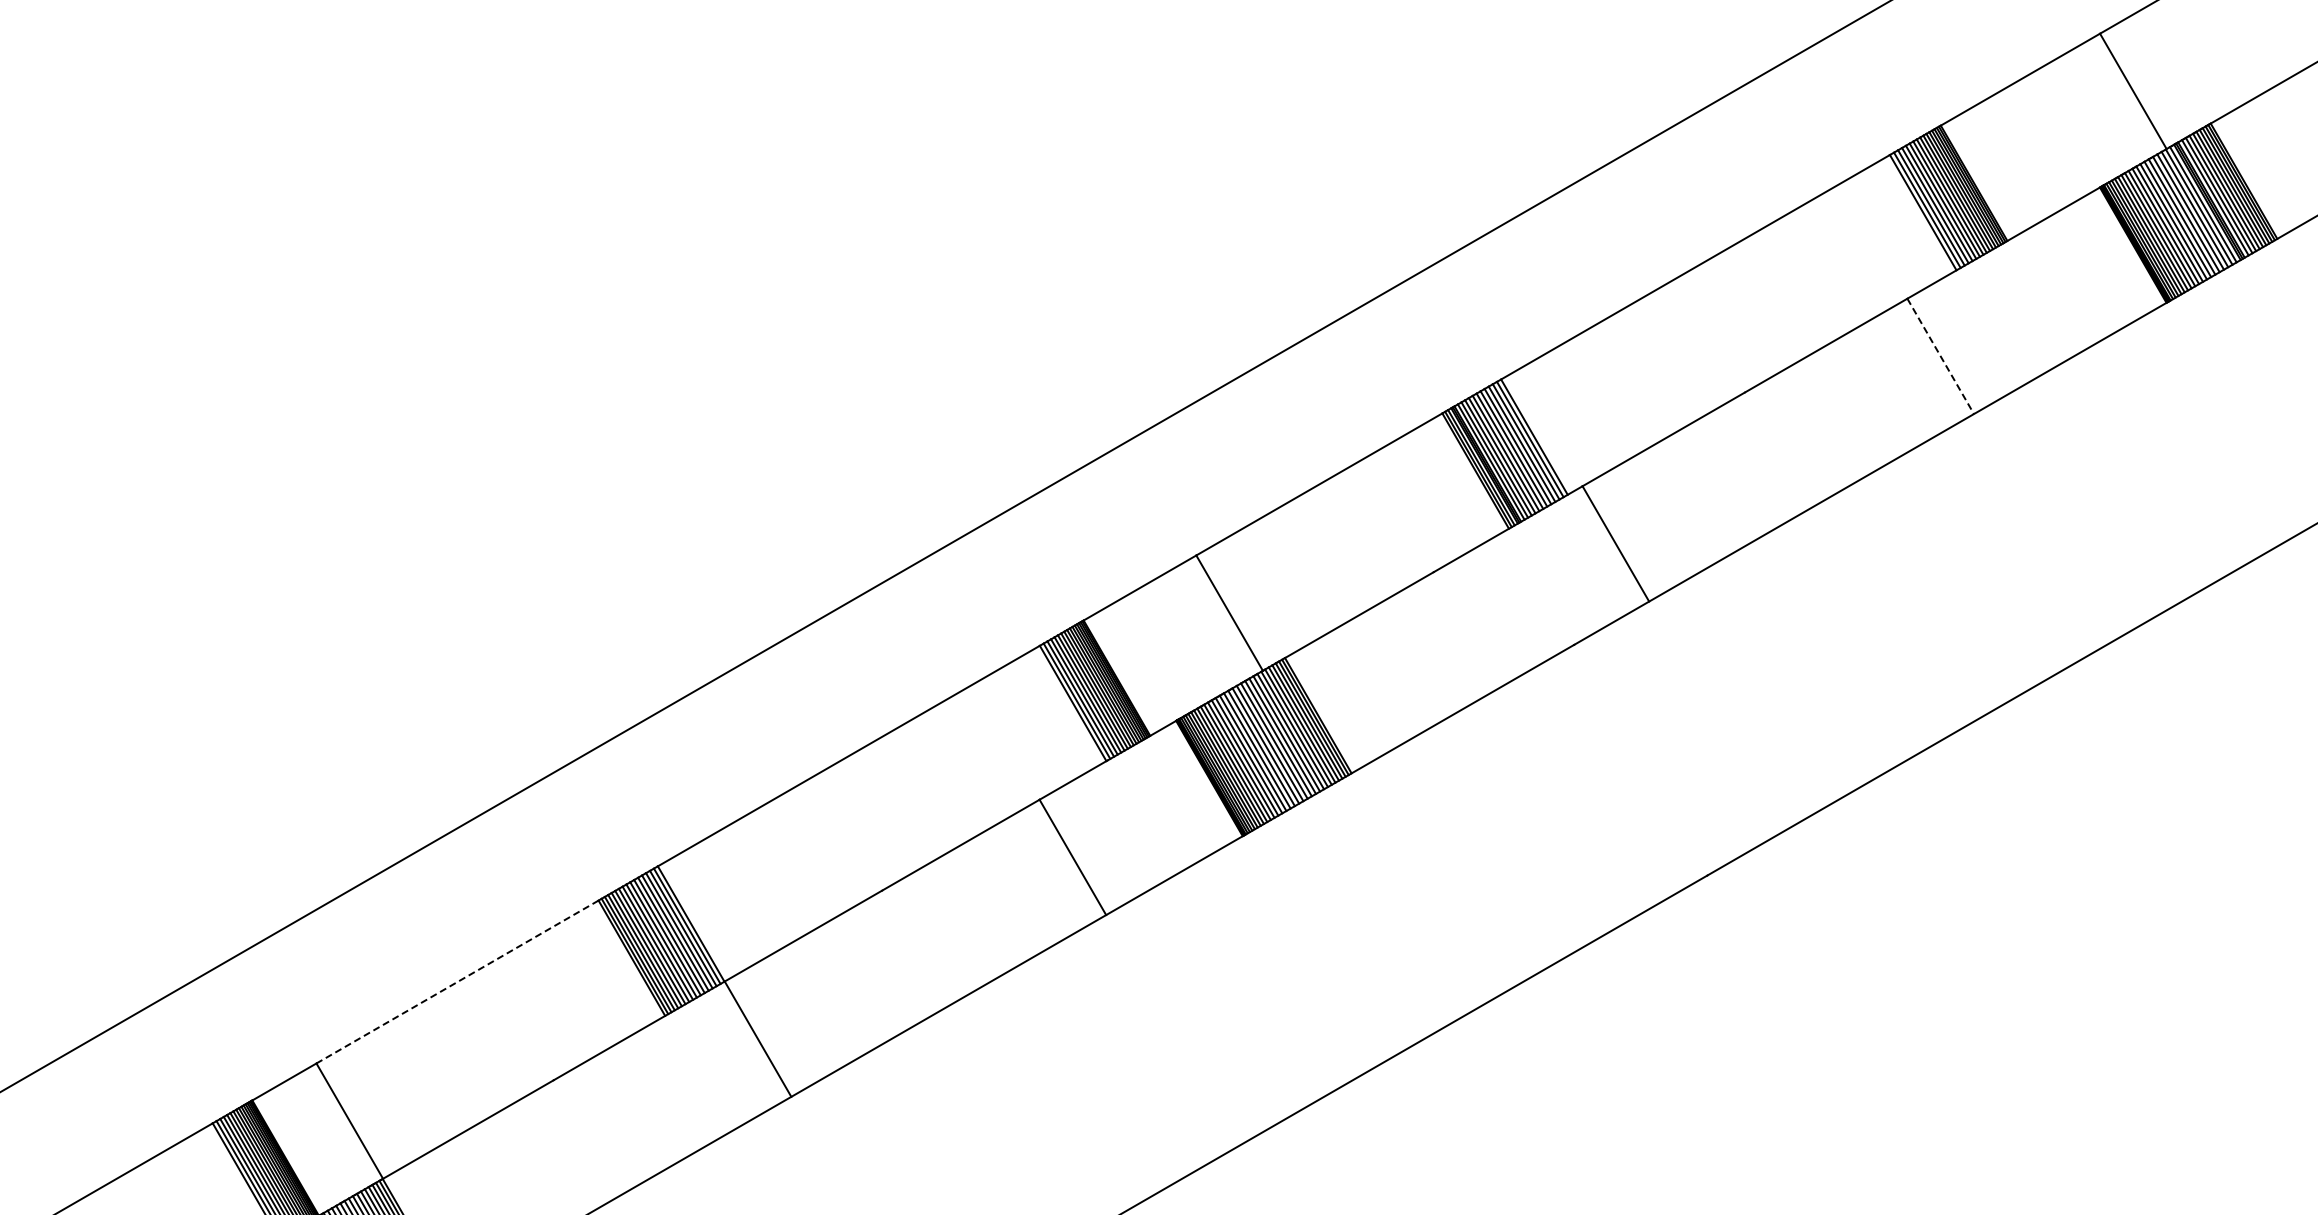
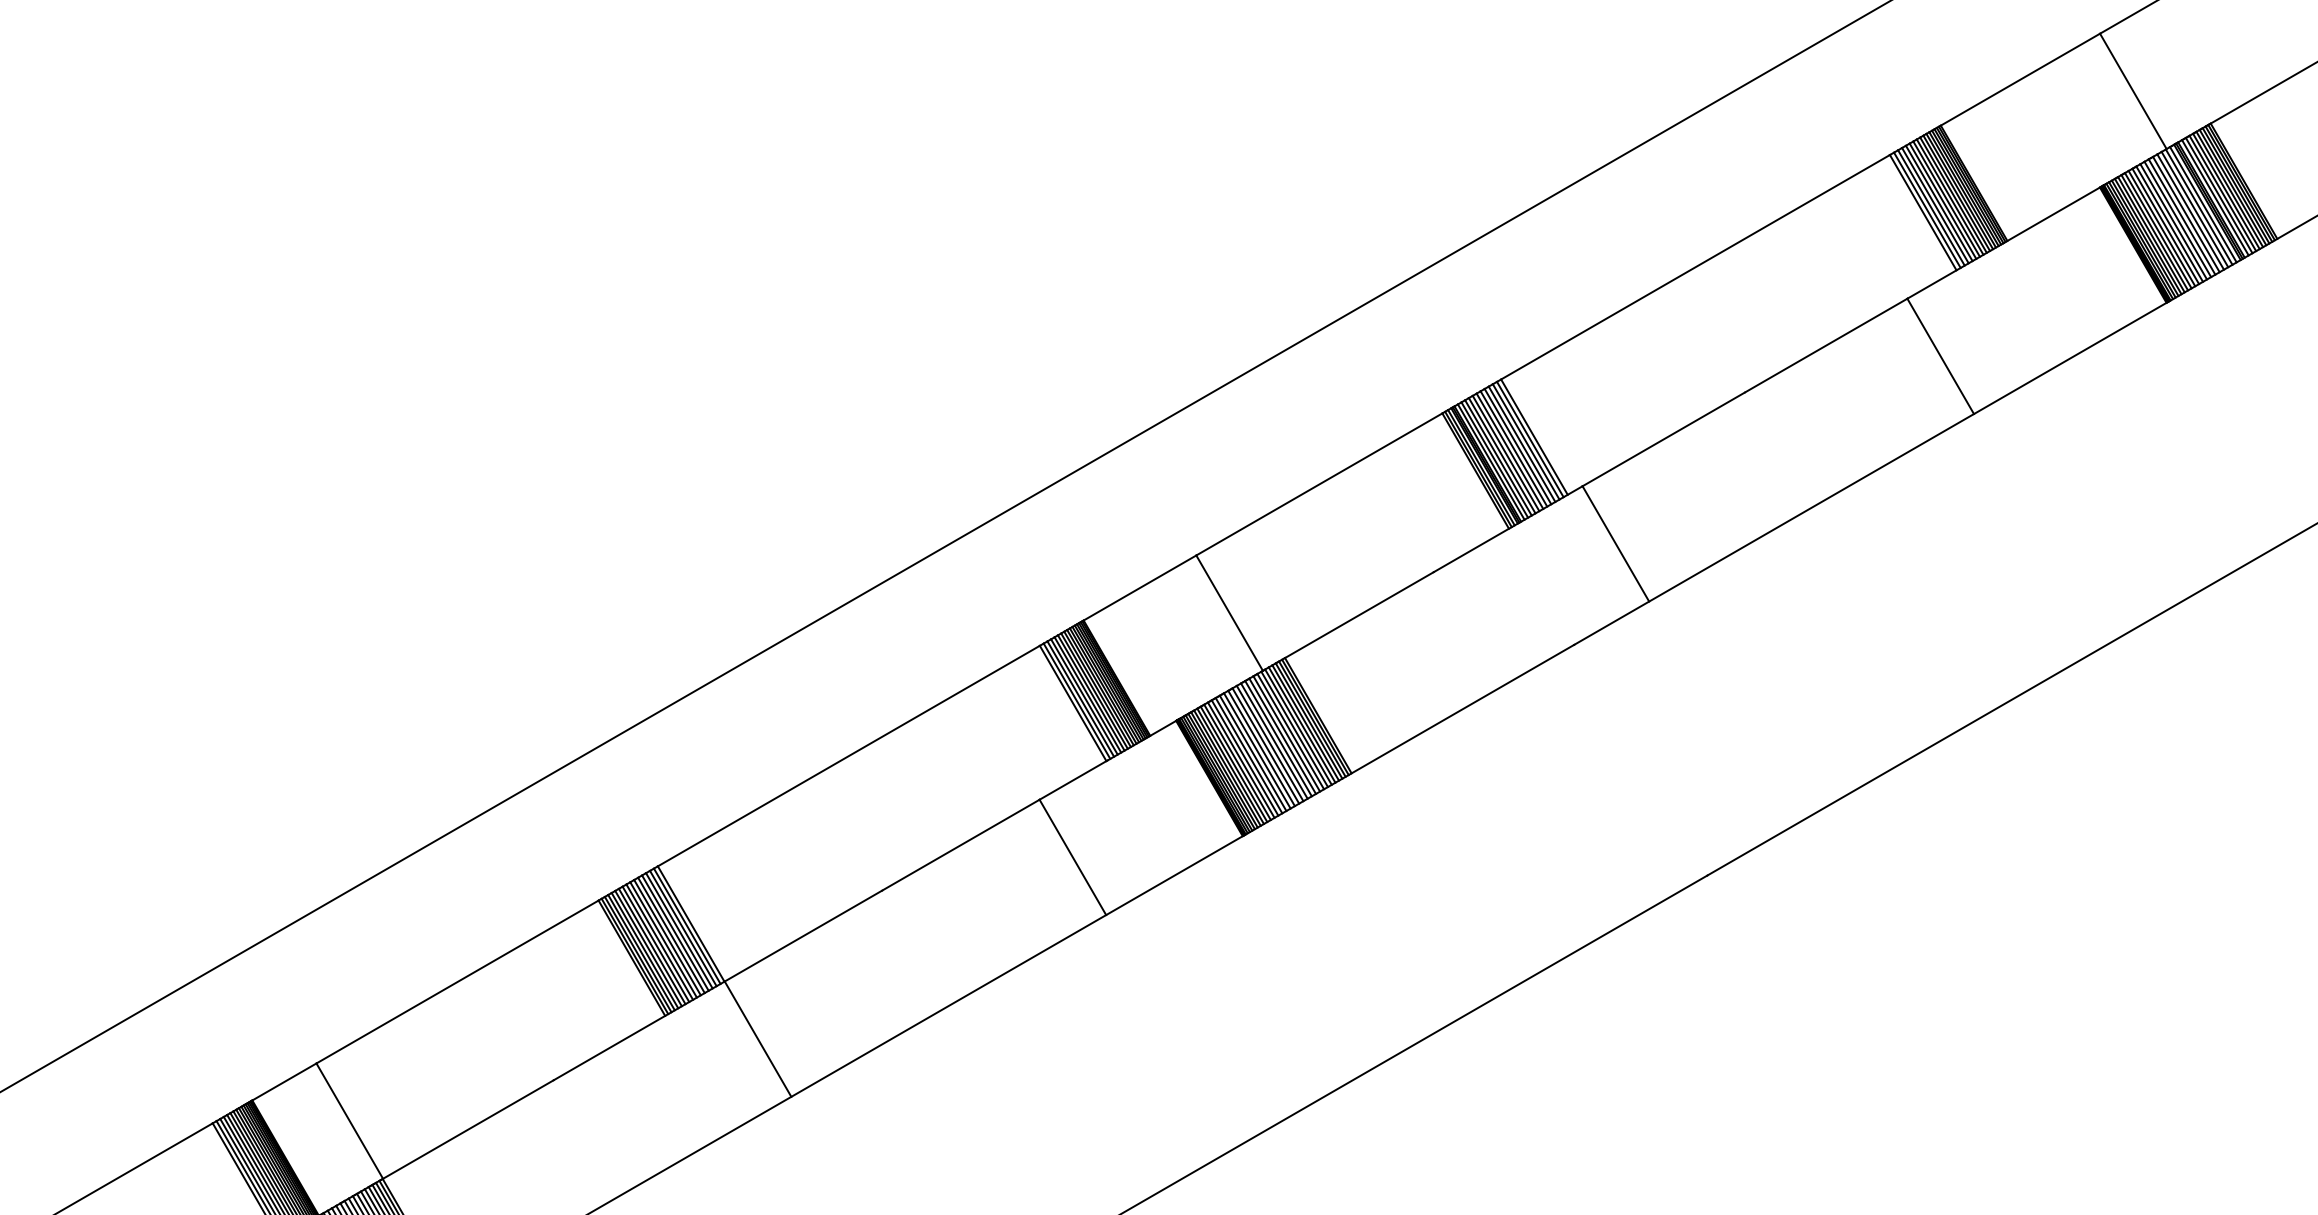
line: dashed -> solid (1940, 356)
line: dashed -> solid (457, 982)
